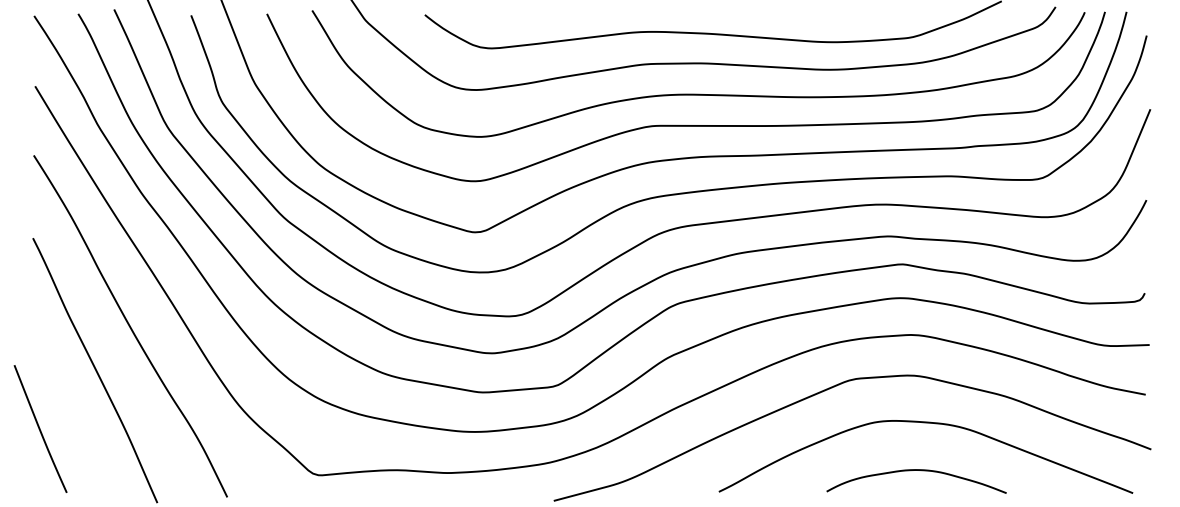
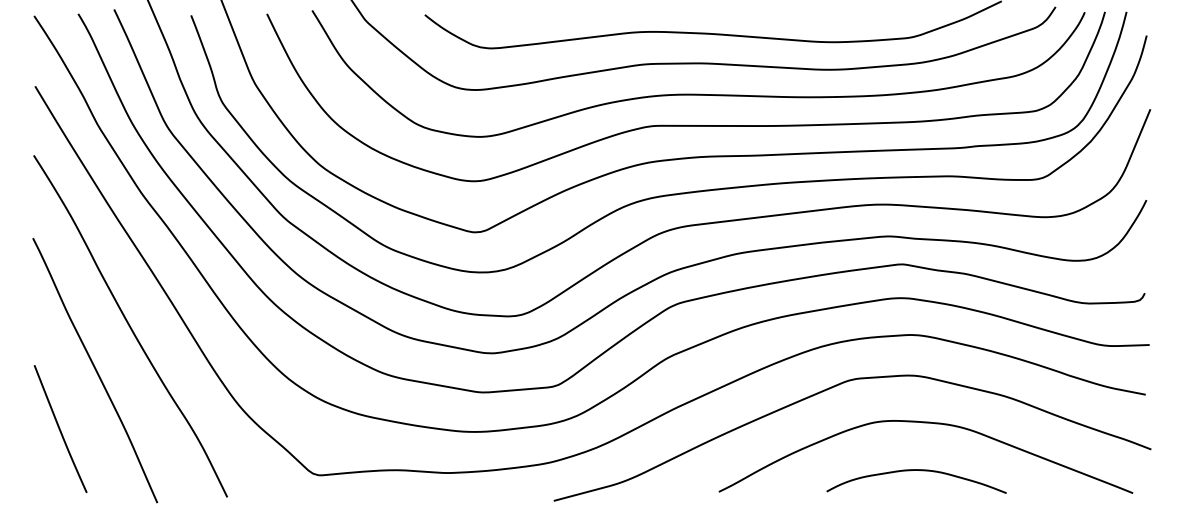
curve position: (40, 428) -> (60, 428) (60, 428)
